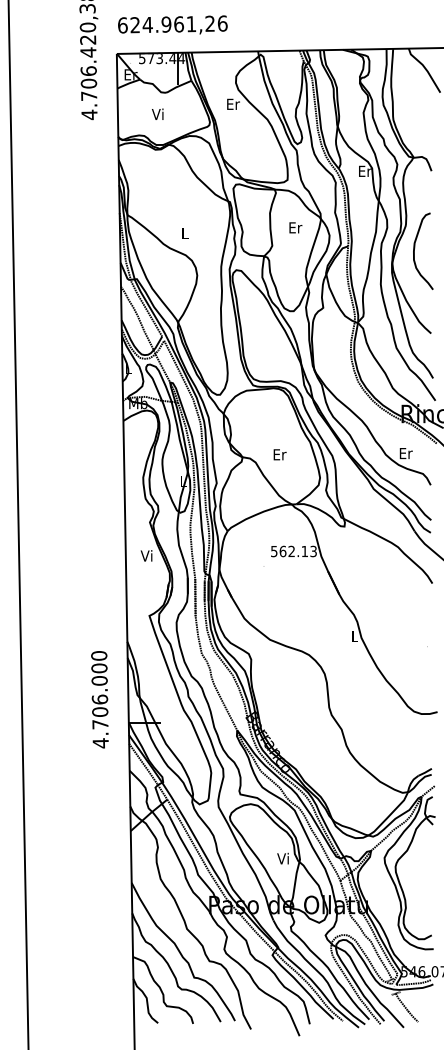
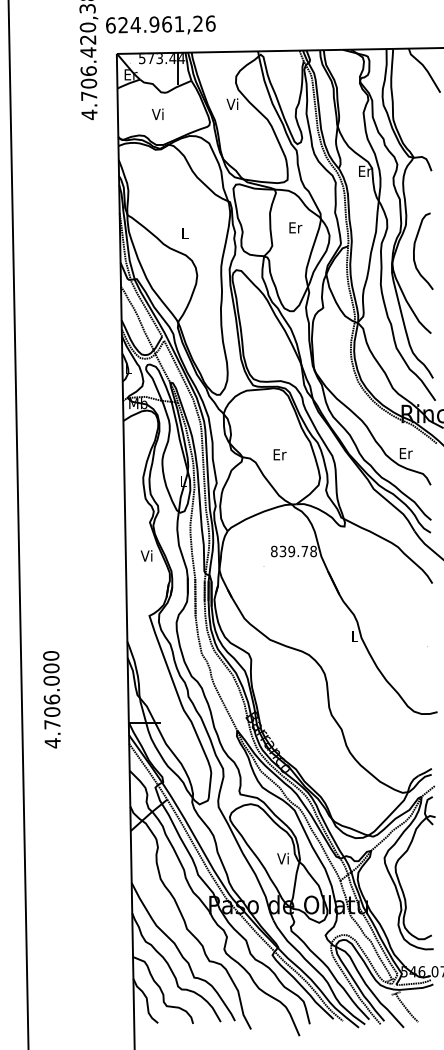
text position: (172, 24) -> (160, 24) (160, 24)
text: Er -> Vi (232, 103)
text: 562.13 -> 839.78 (293, 551)
text position: (99, 699) -> (51, 699) (51, 699)
